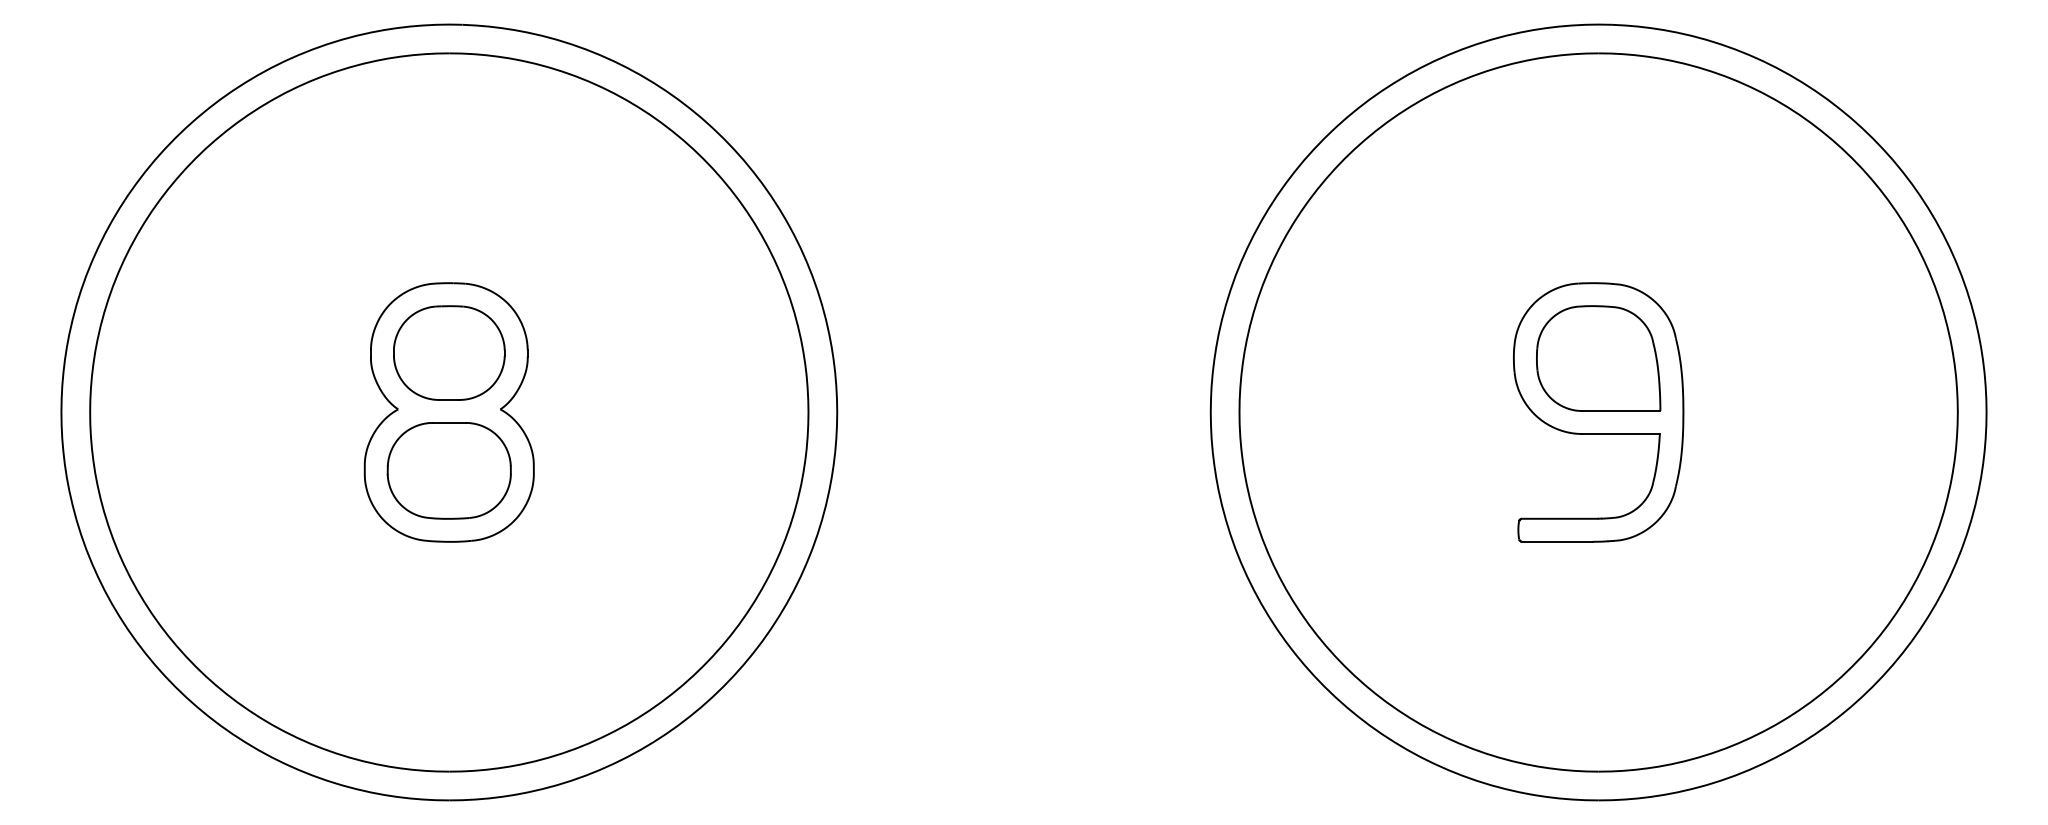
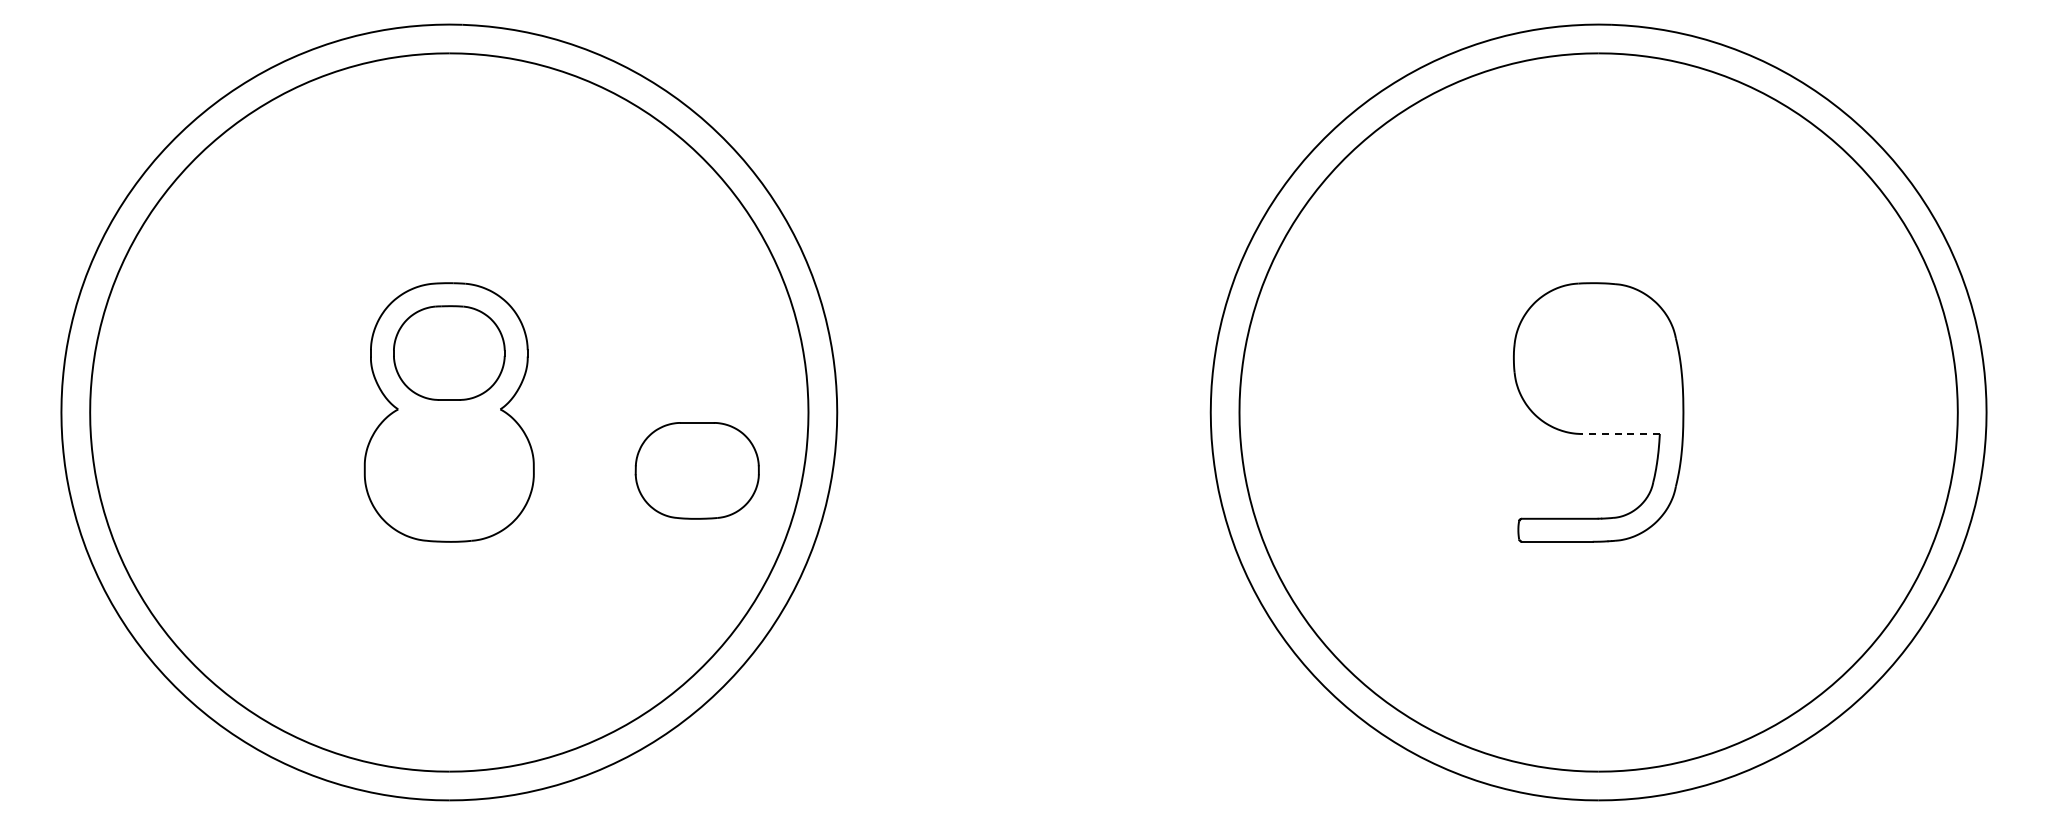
part: present -> none (1598, 358)
line: solid -> dashed (1621, 433)
part position: (448, 470) -> (696, 470) (696, 470)
